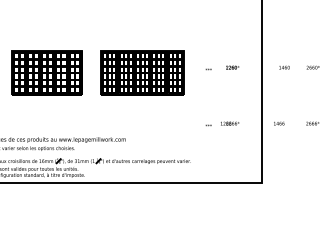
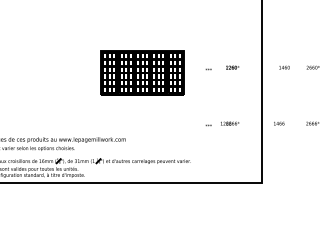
part: present -> none (46, 72)
